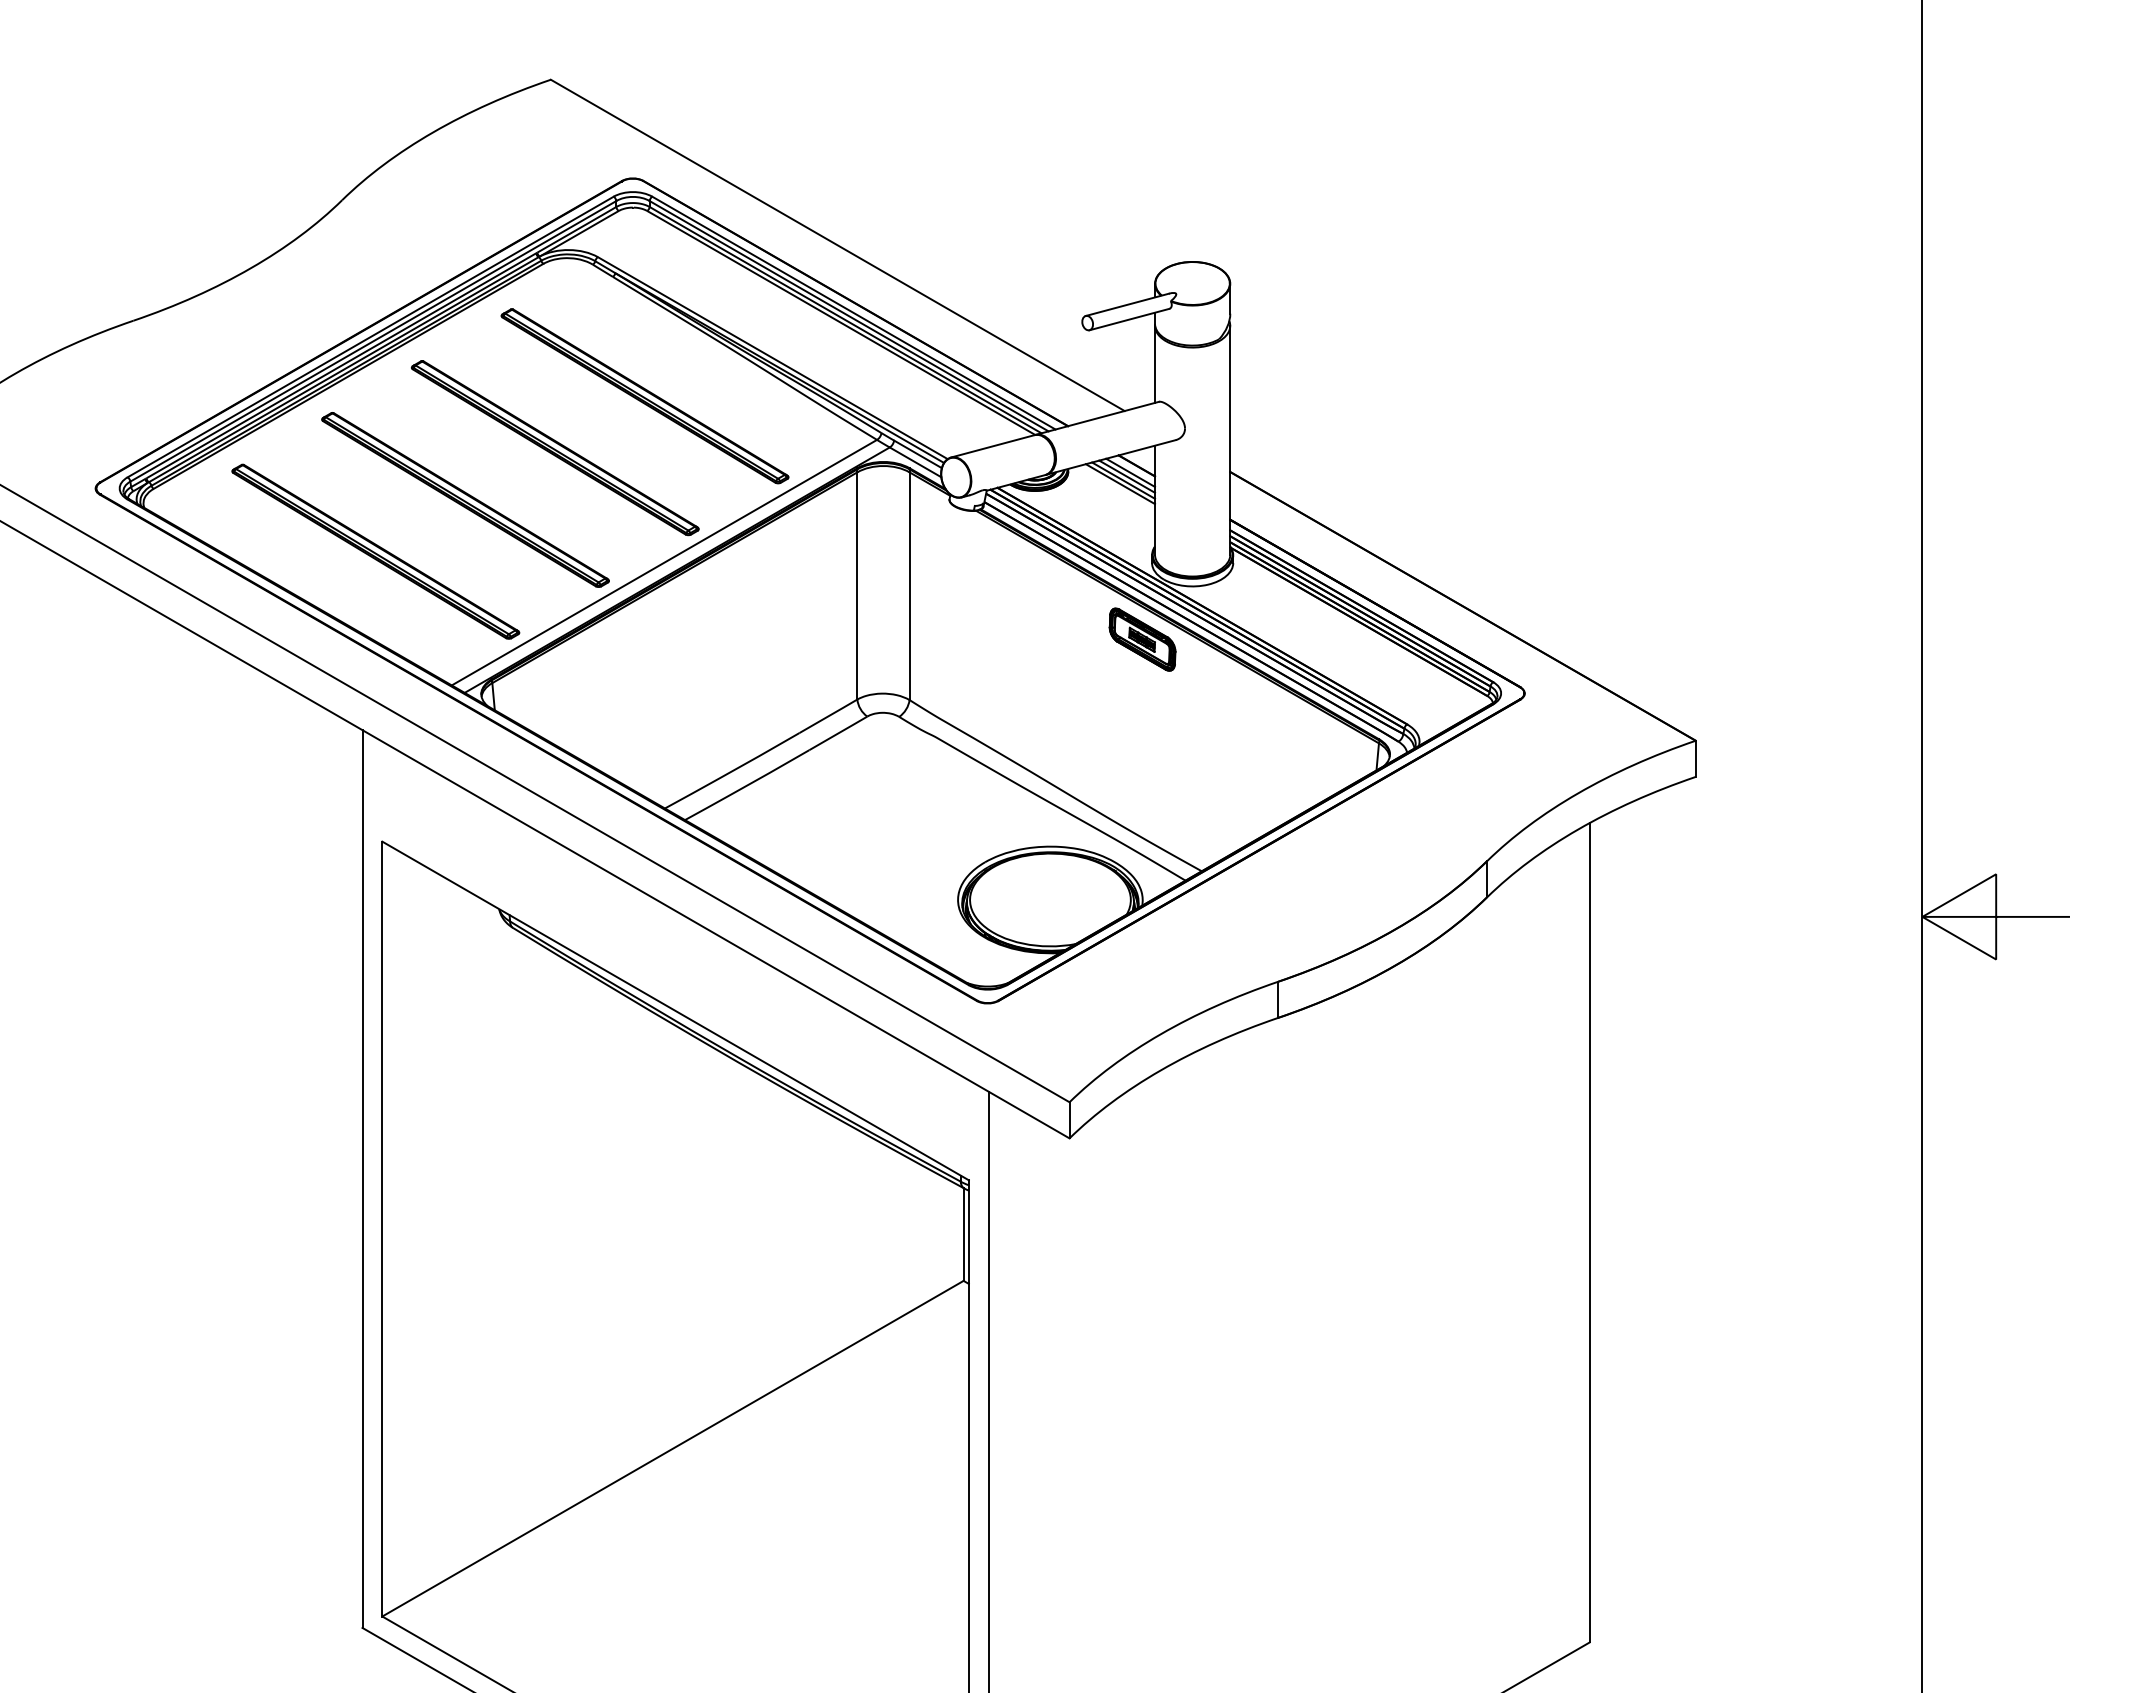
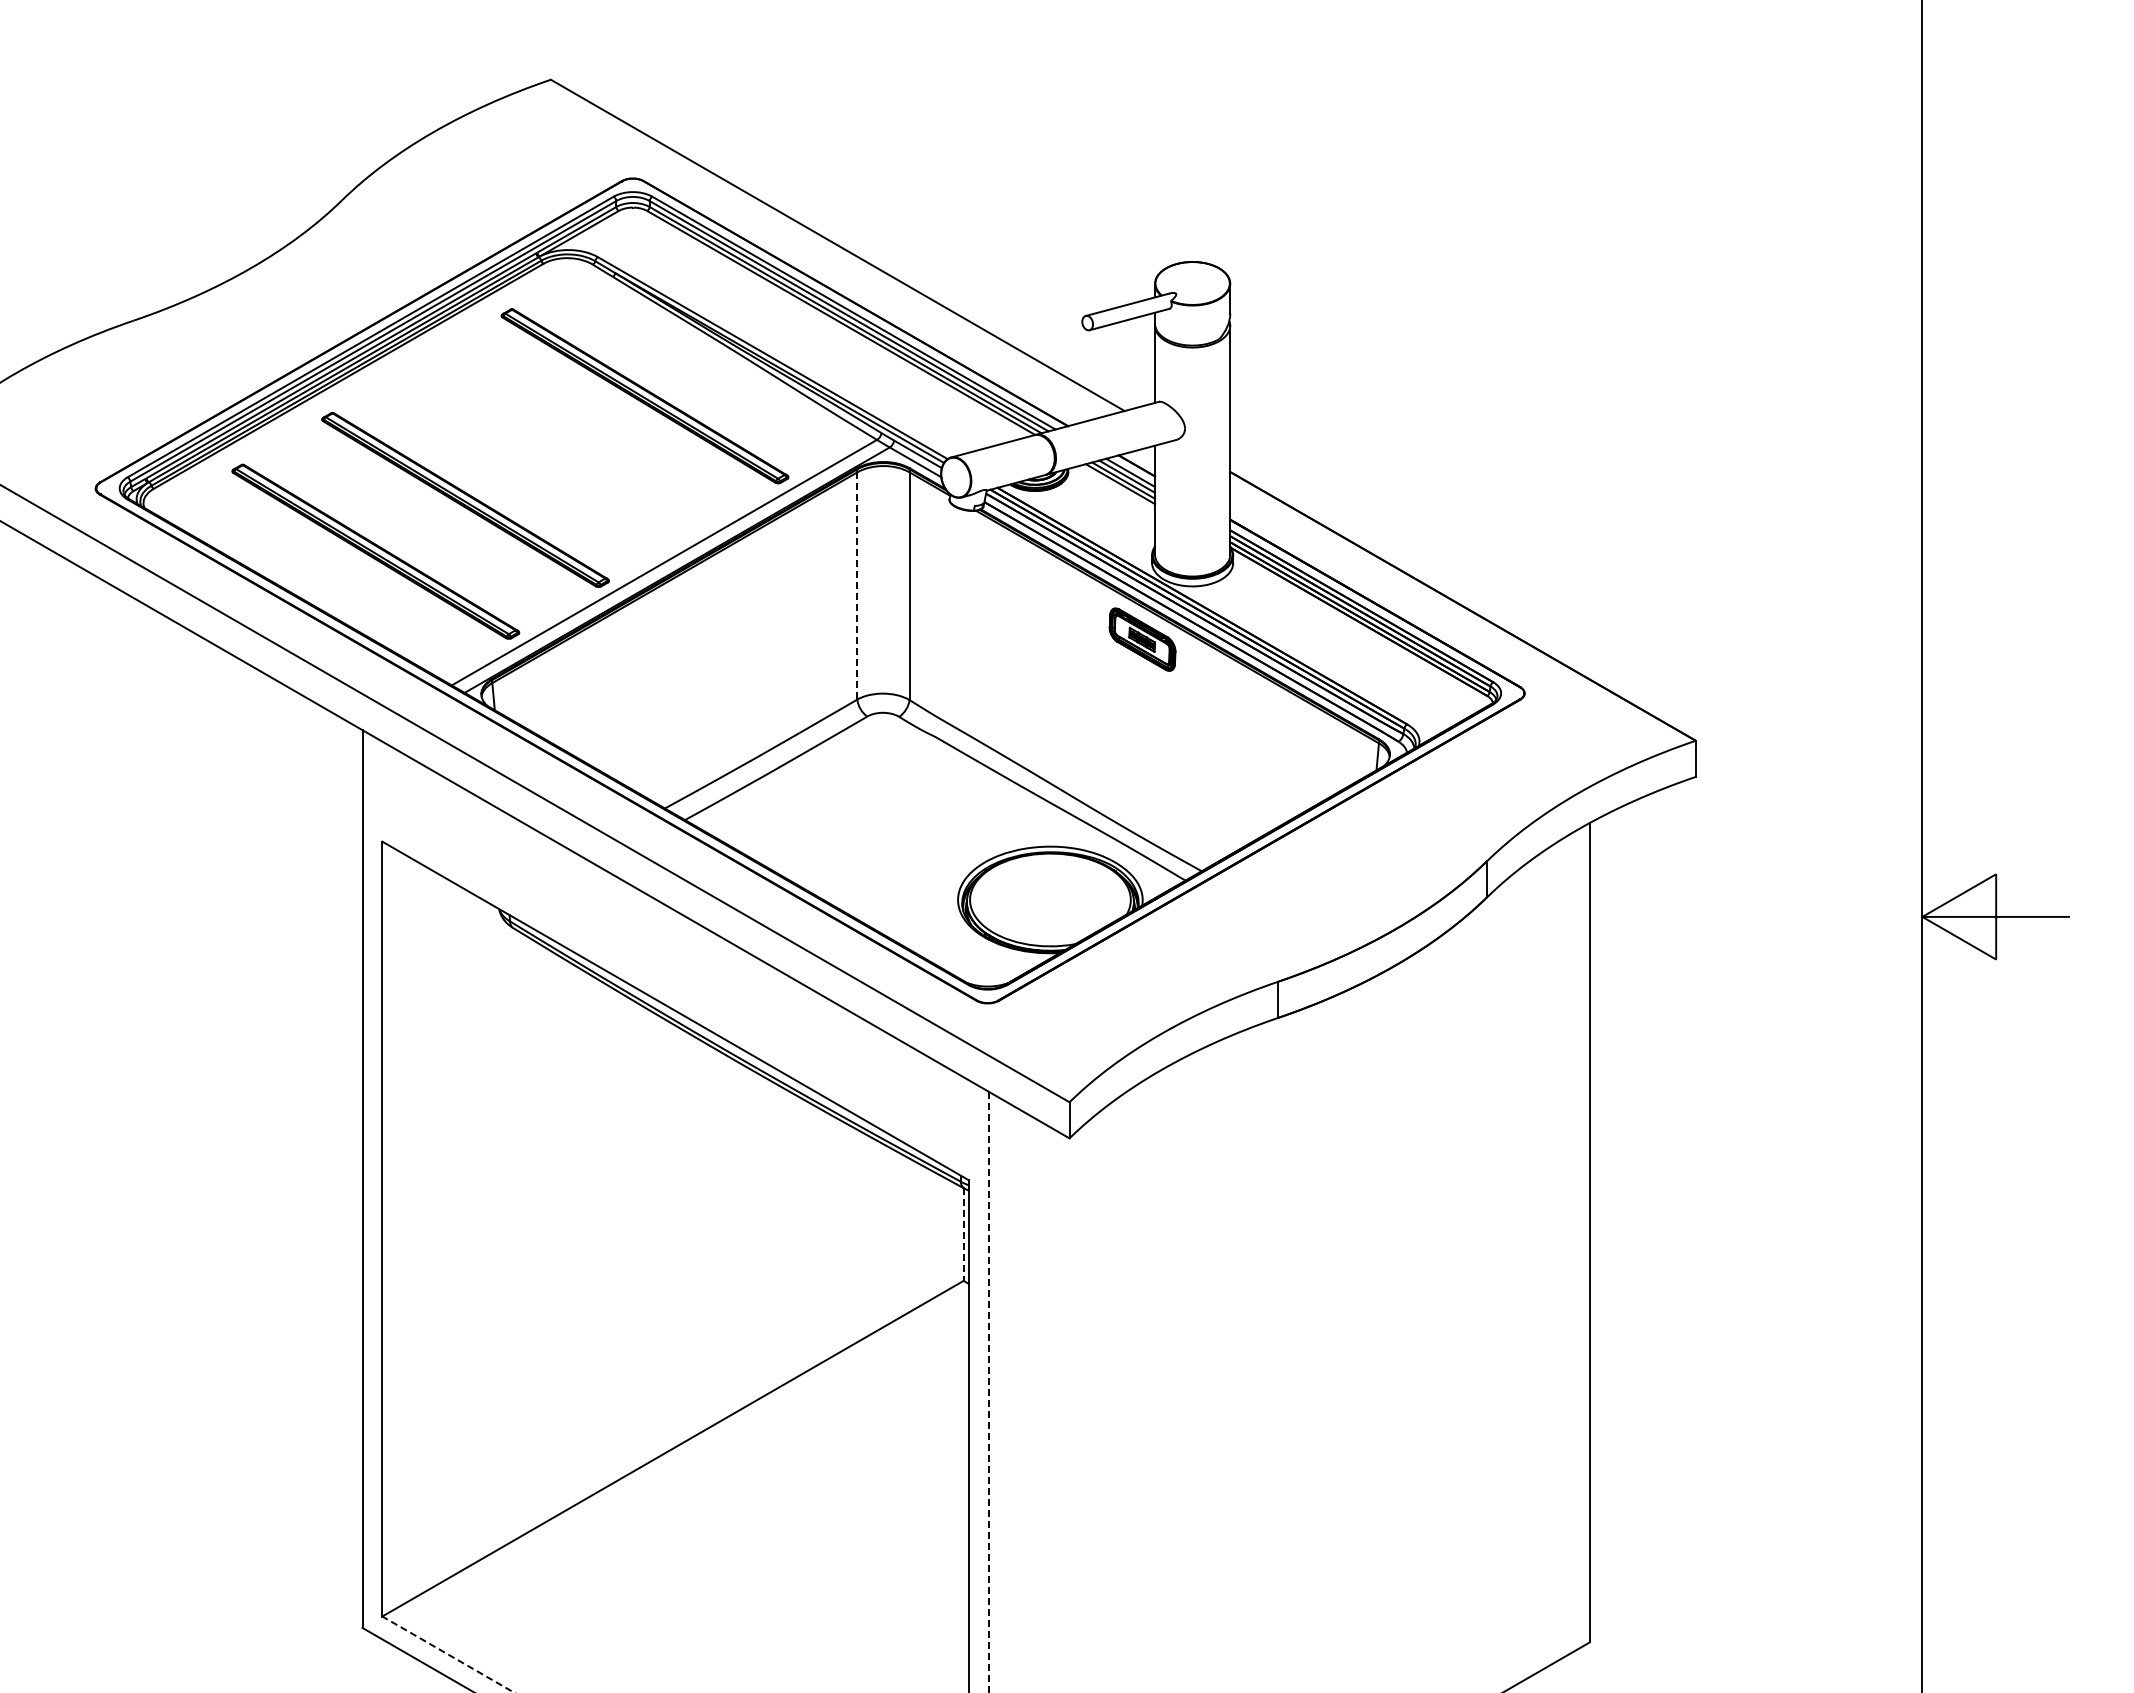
part: present -> none (554, 448)
line: solid -> dashed (857, 585)
line: solid -> dashed (963, 1235)
line: solid -> dashed (988, 1392)
line: solid -> dashed (448, 1654)
